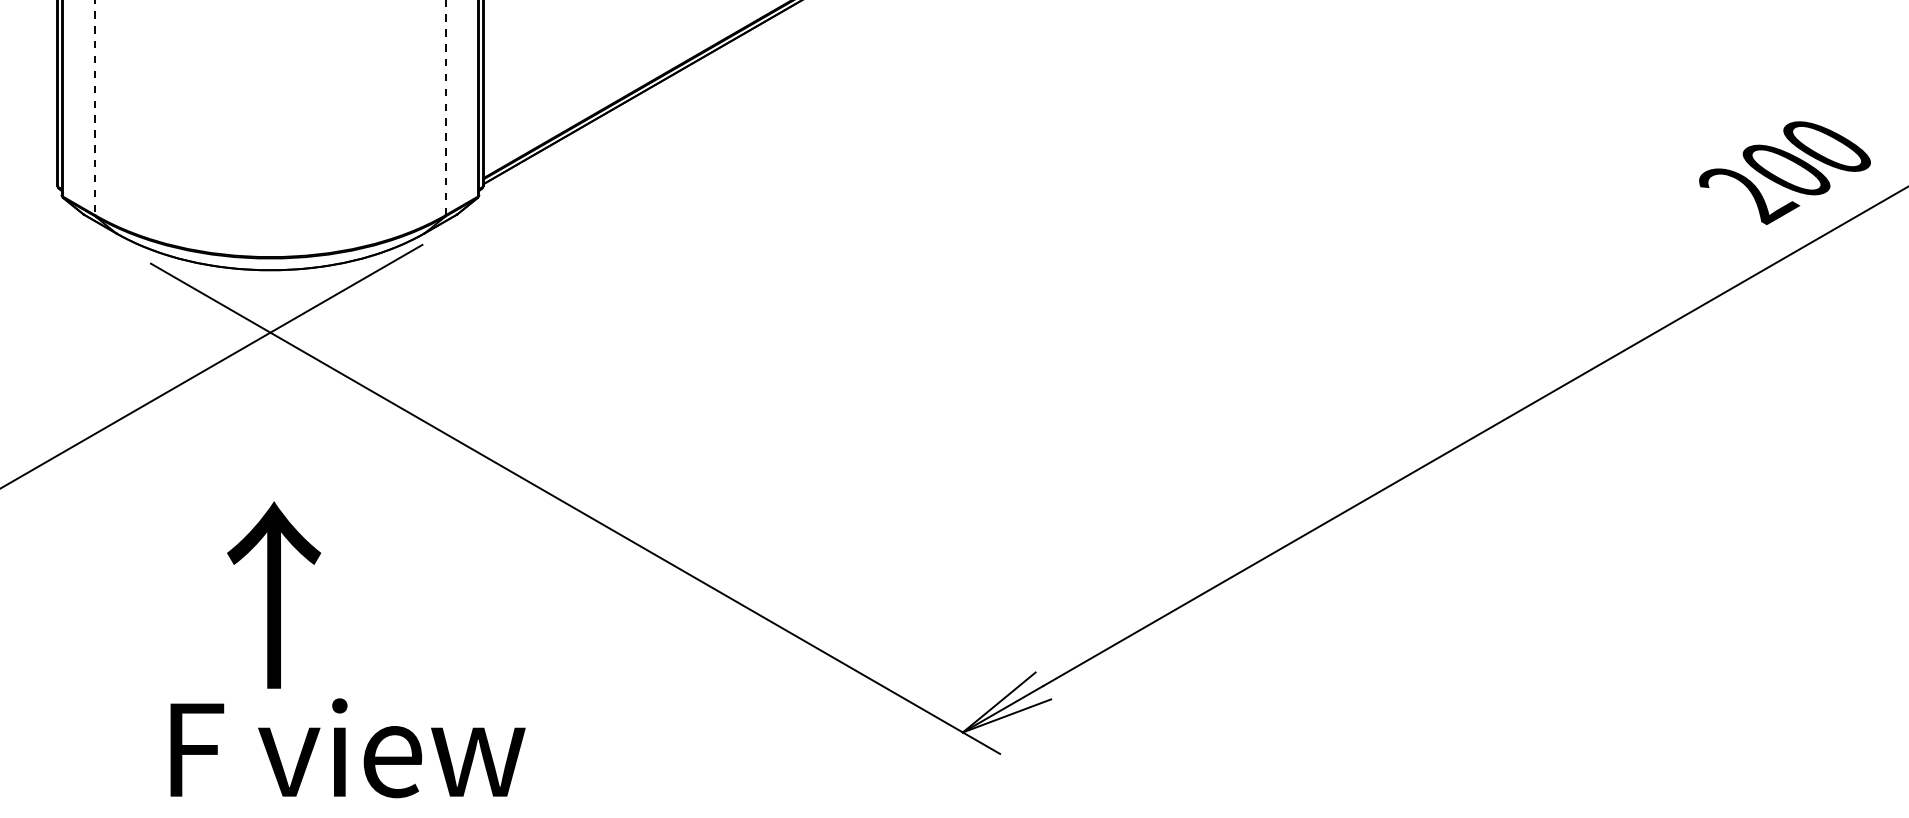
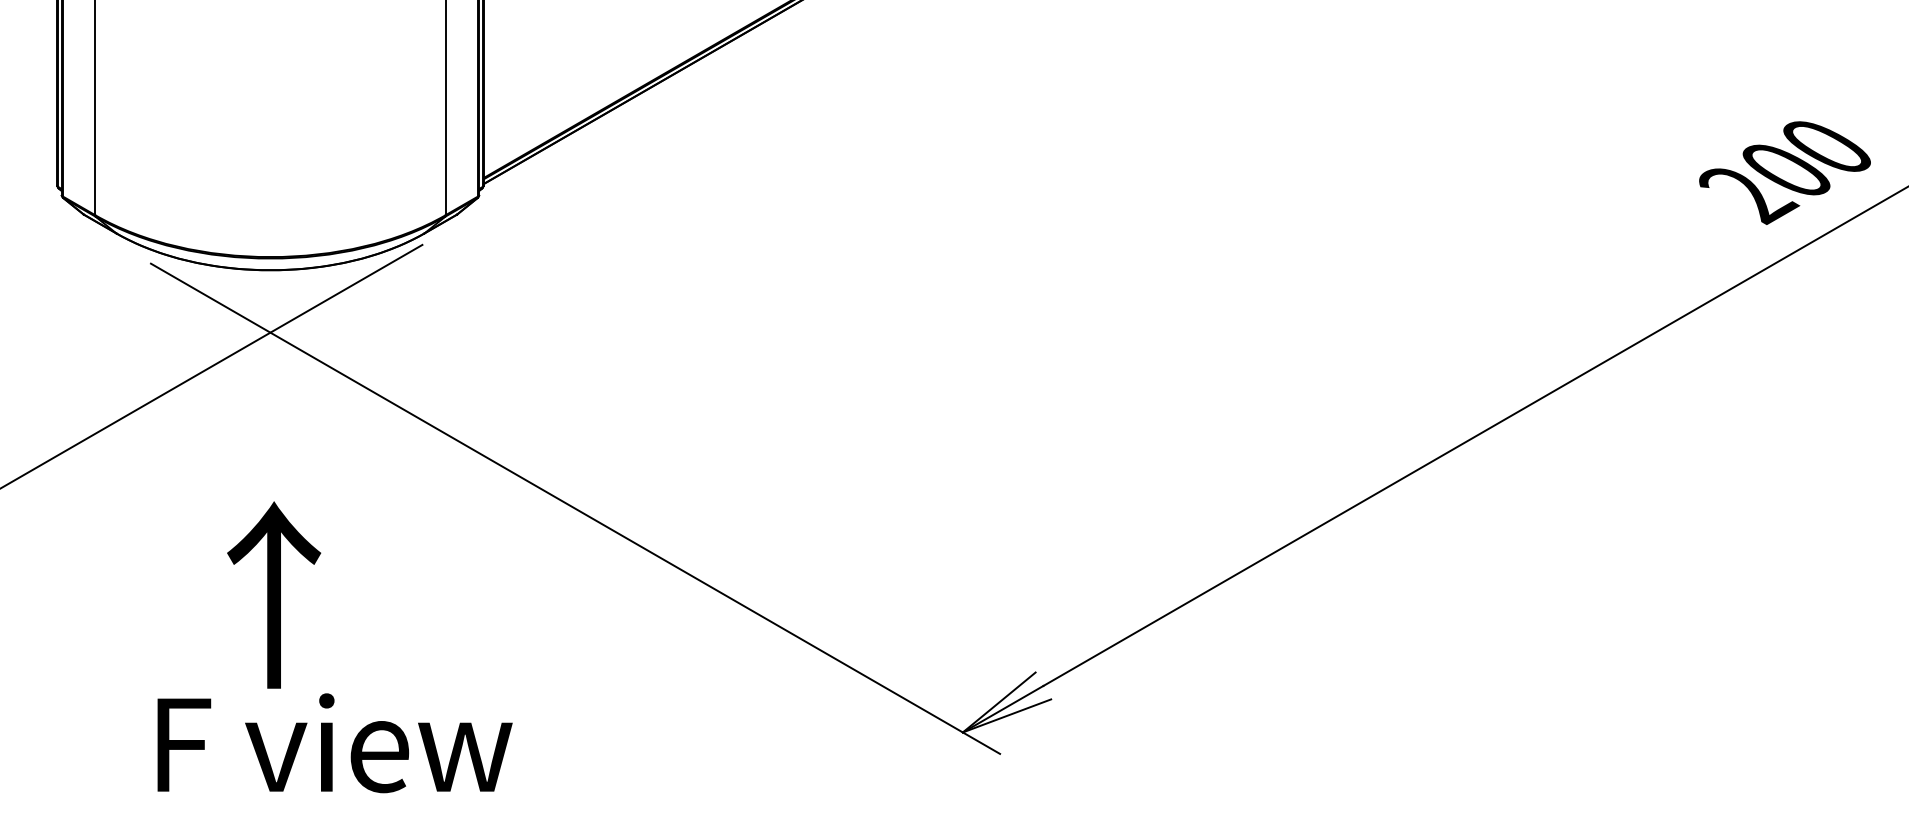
line: dashed -> solid (445, 107)
line: dashed -> solid (95, 108)
text position: (347, 748) -> (334, 743) (334, 743)
